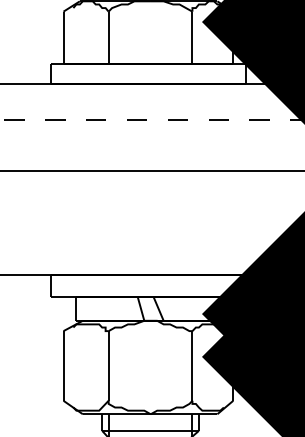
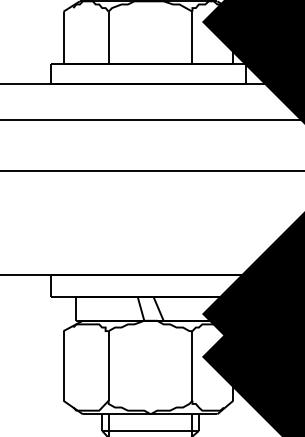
line: dashed -> solid (152, 120)
